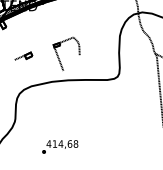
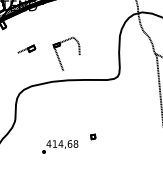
part position: (23, 55) -> (26, 48) (26, 48)
part: none -> present (93, 136)
